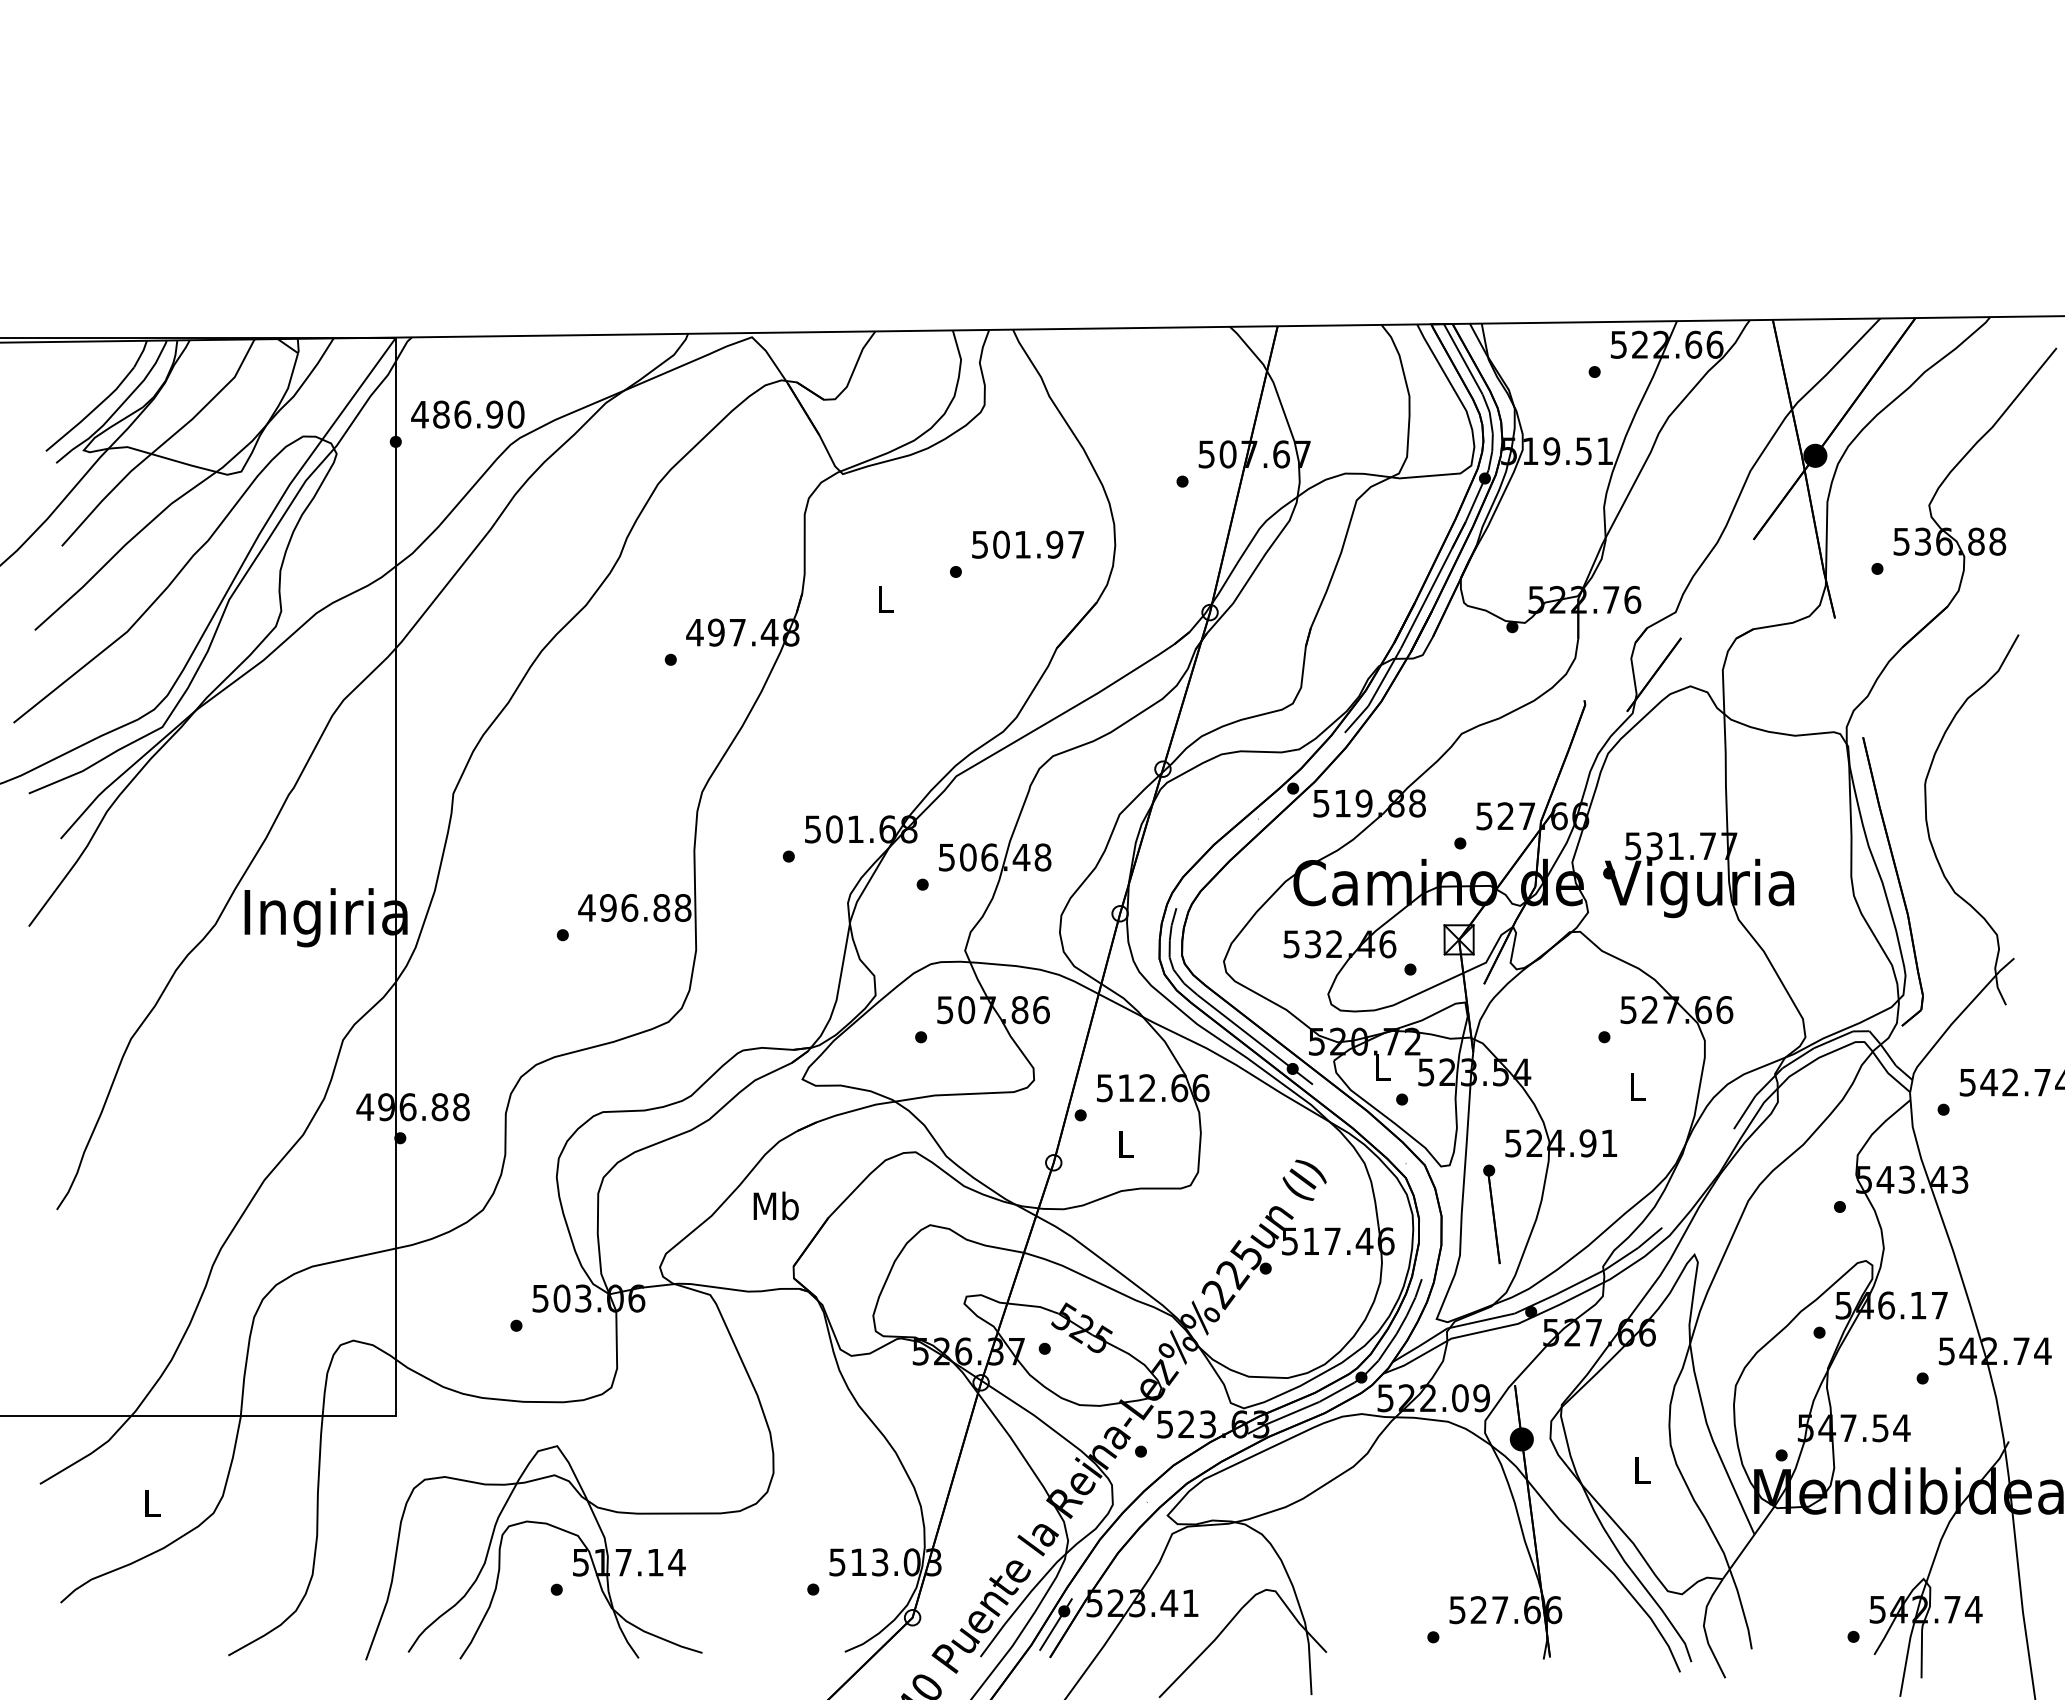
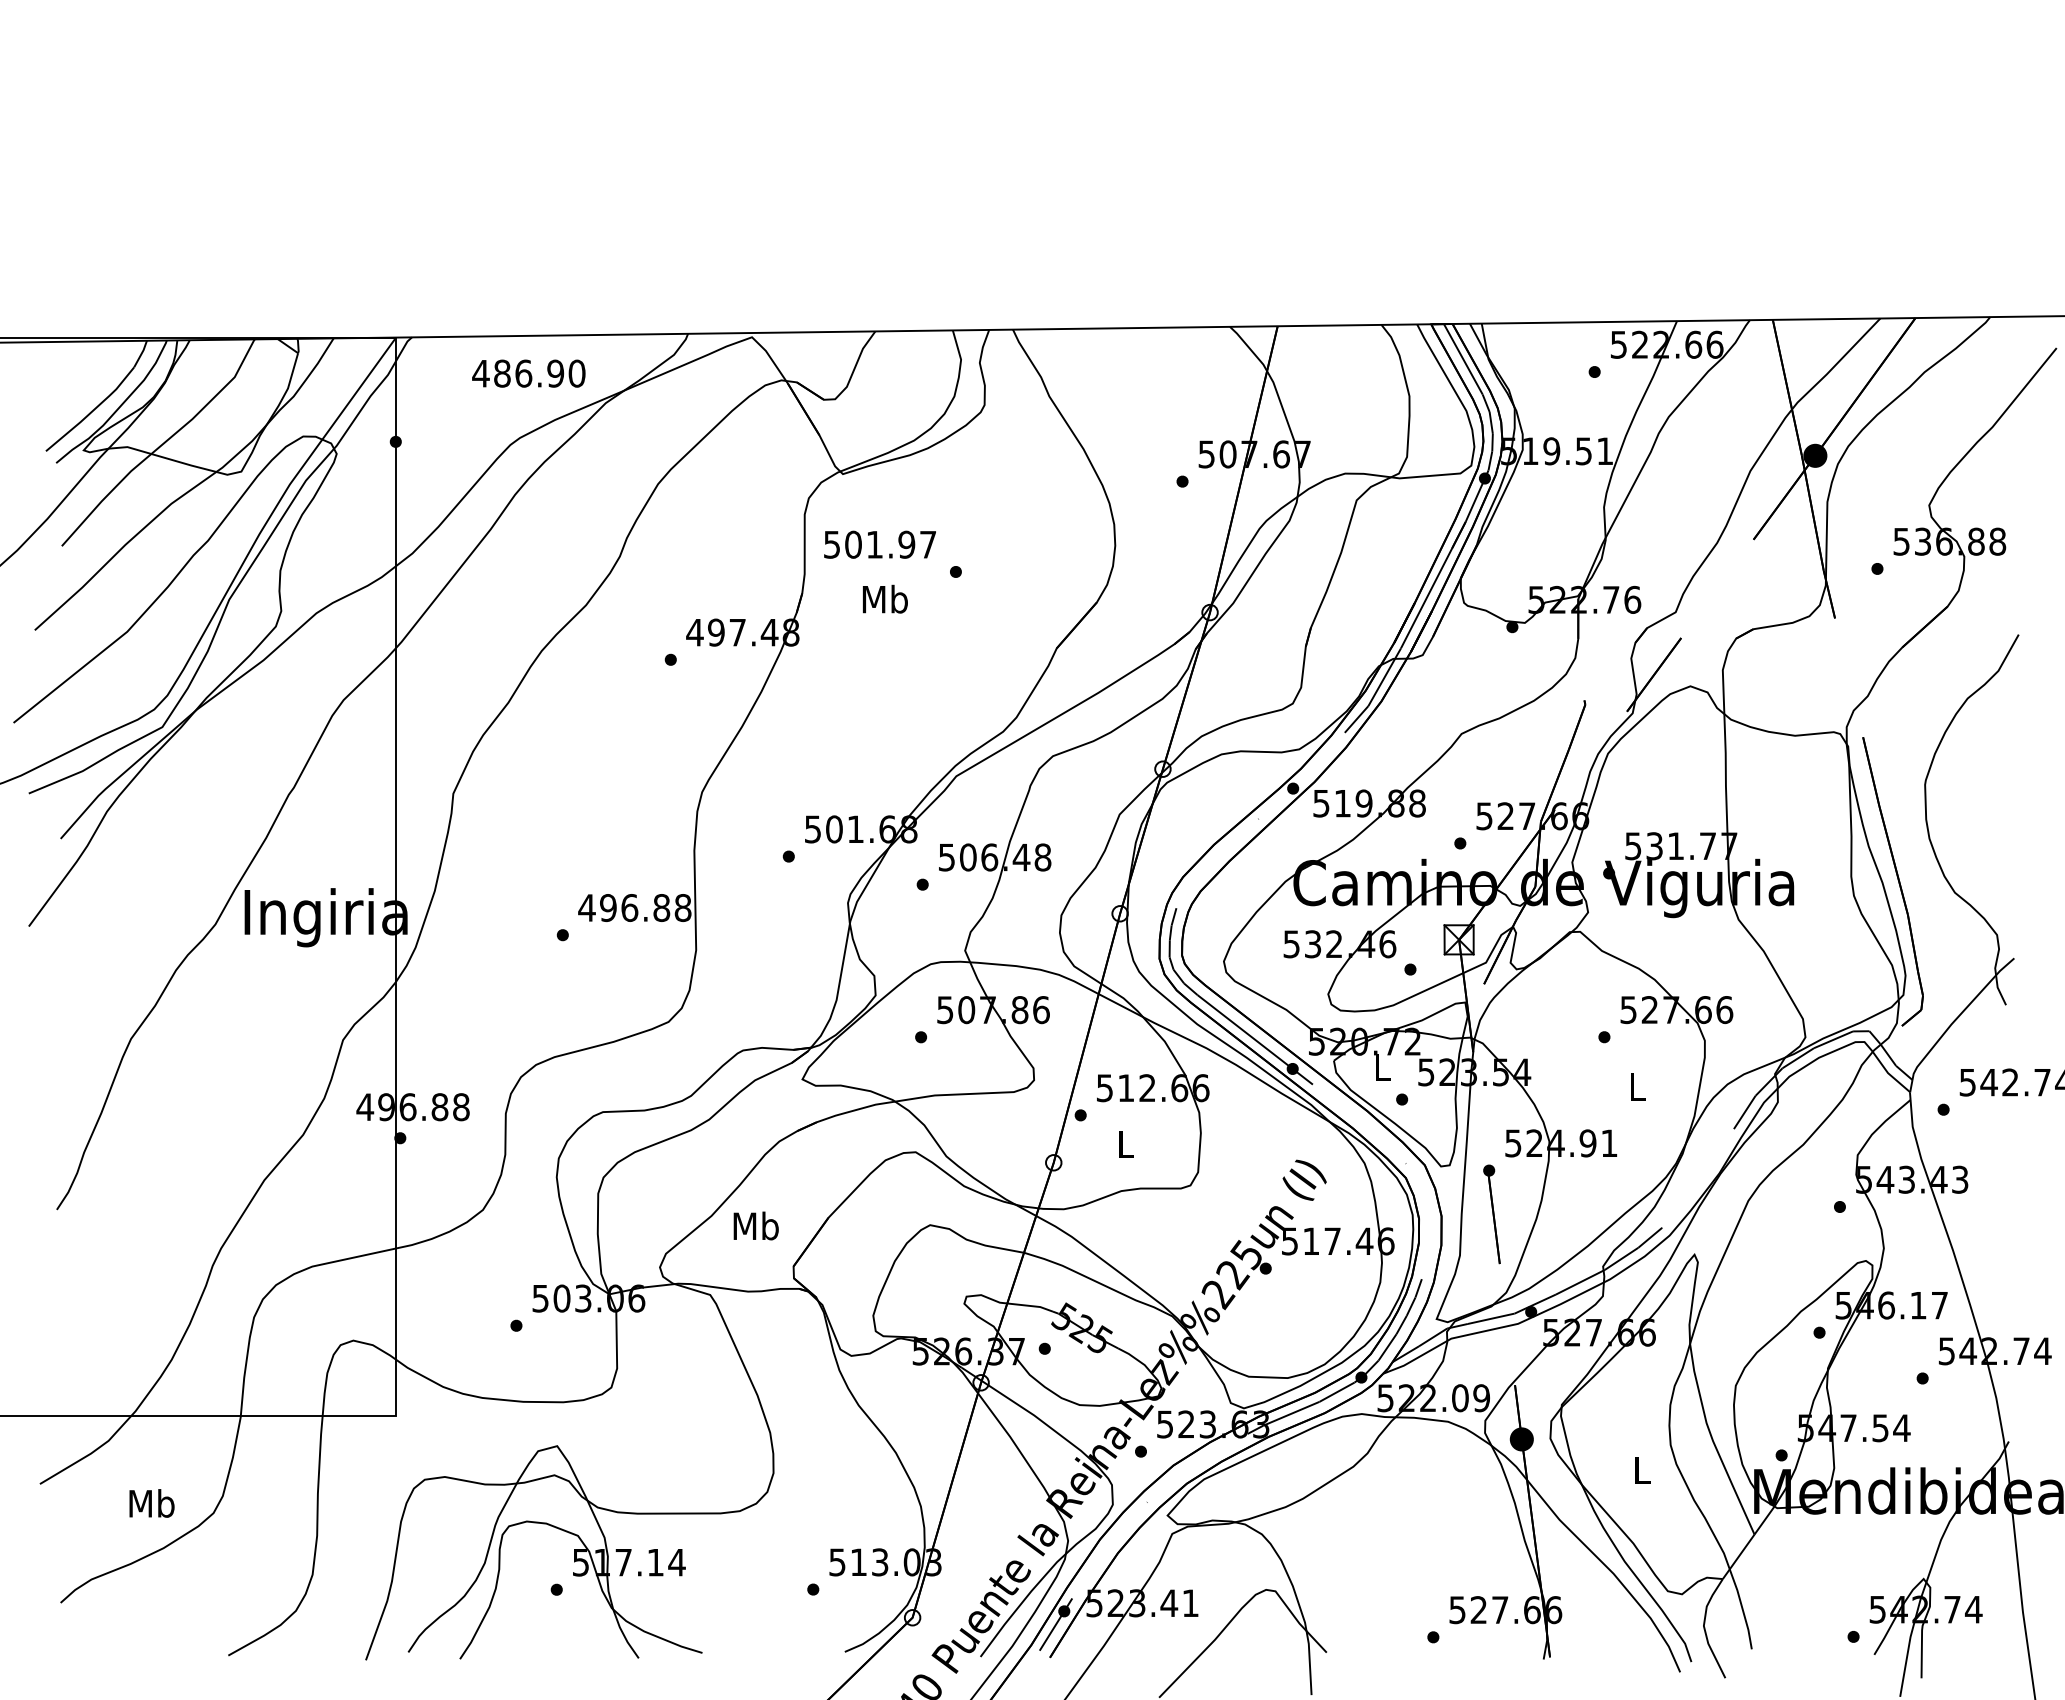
text position: (467, 414) -> (528, 373) (528, 373)
text position: (1027, 544) -> (879, 544) (879, 544)
text: L -> Mb (884, 598)
text position: (775, 1205) -> (755, 1225) (755, 1225)
text: L -> Mb (151, 1503)
